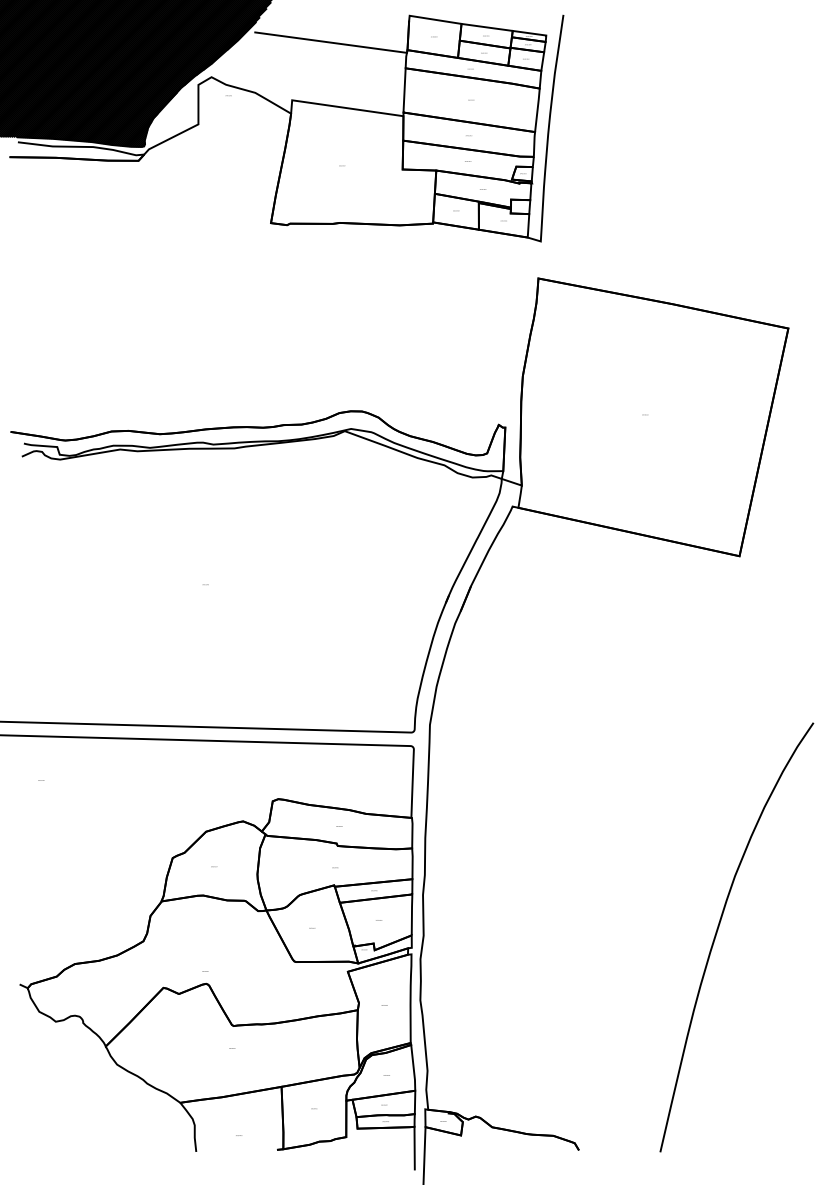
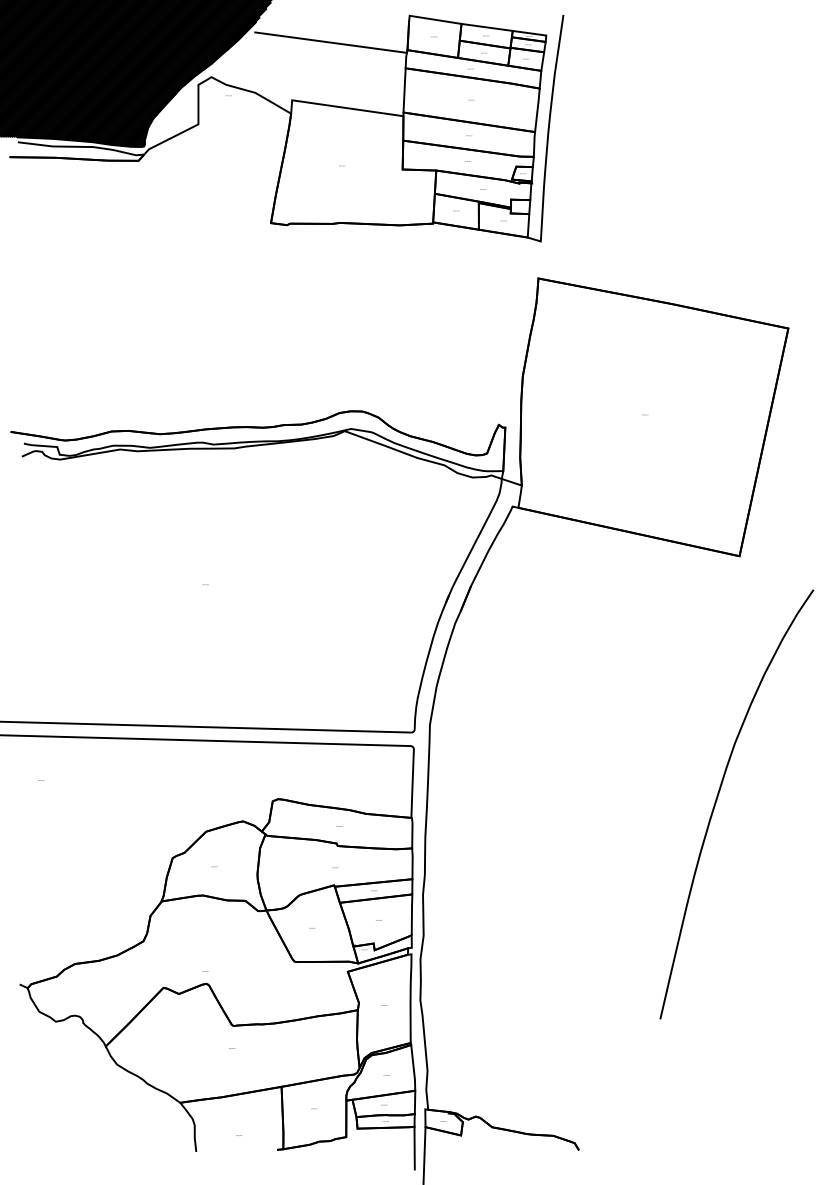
curve position: (718, 930) -> (718, 797) (718, 797)
